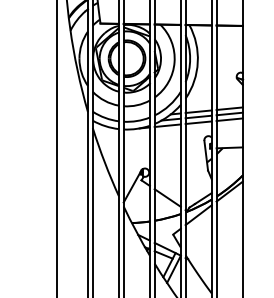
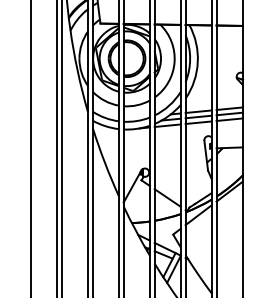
line: none -> present (30, 148)
line: none -> present (61, 148)
